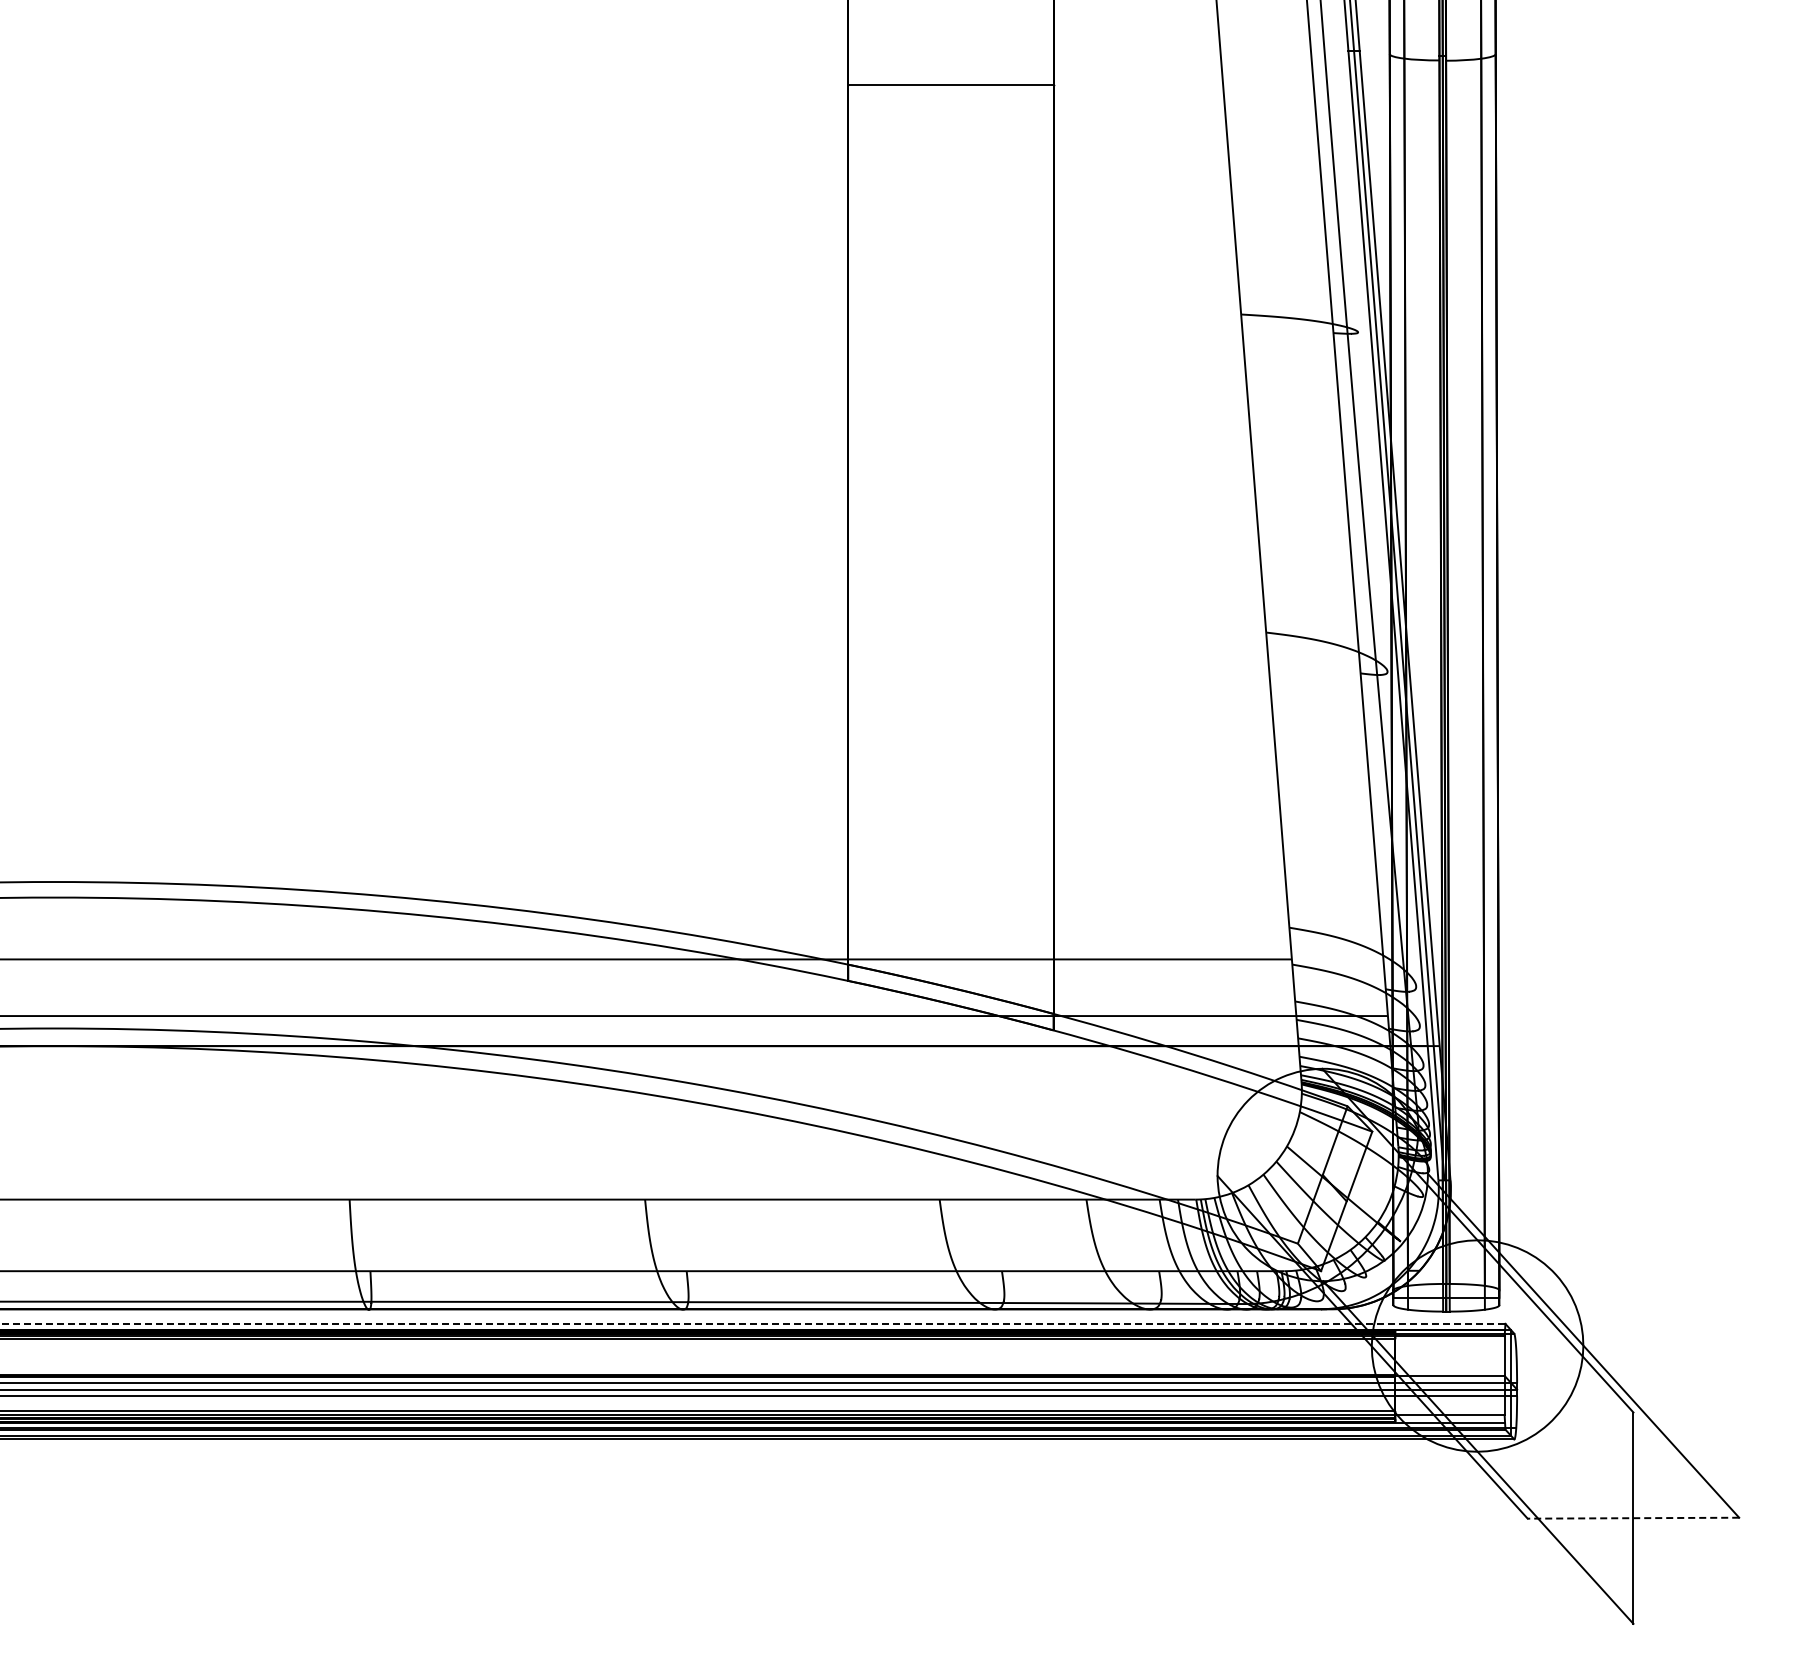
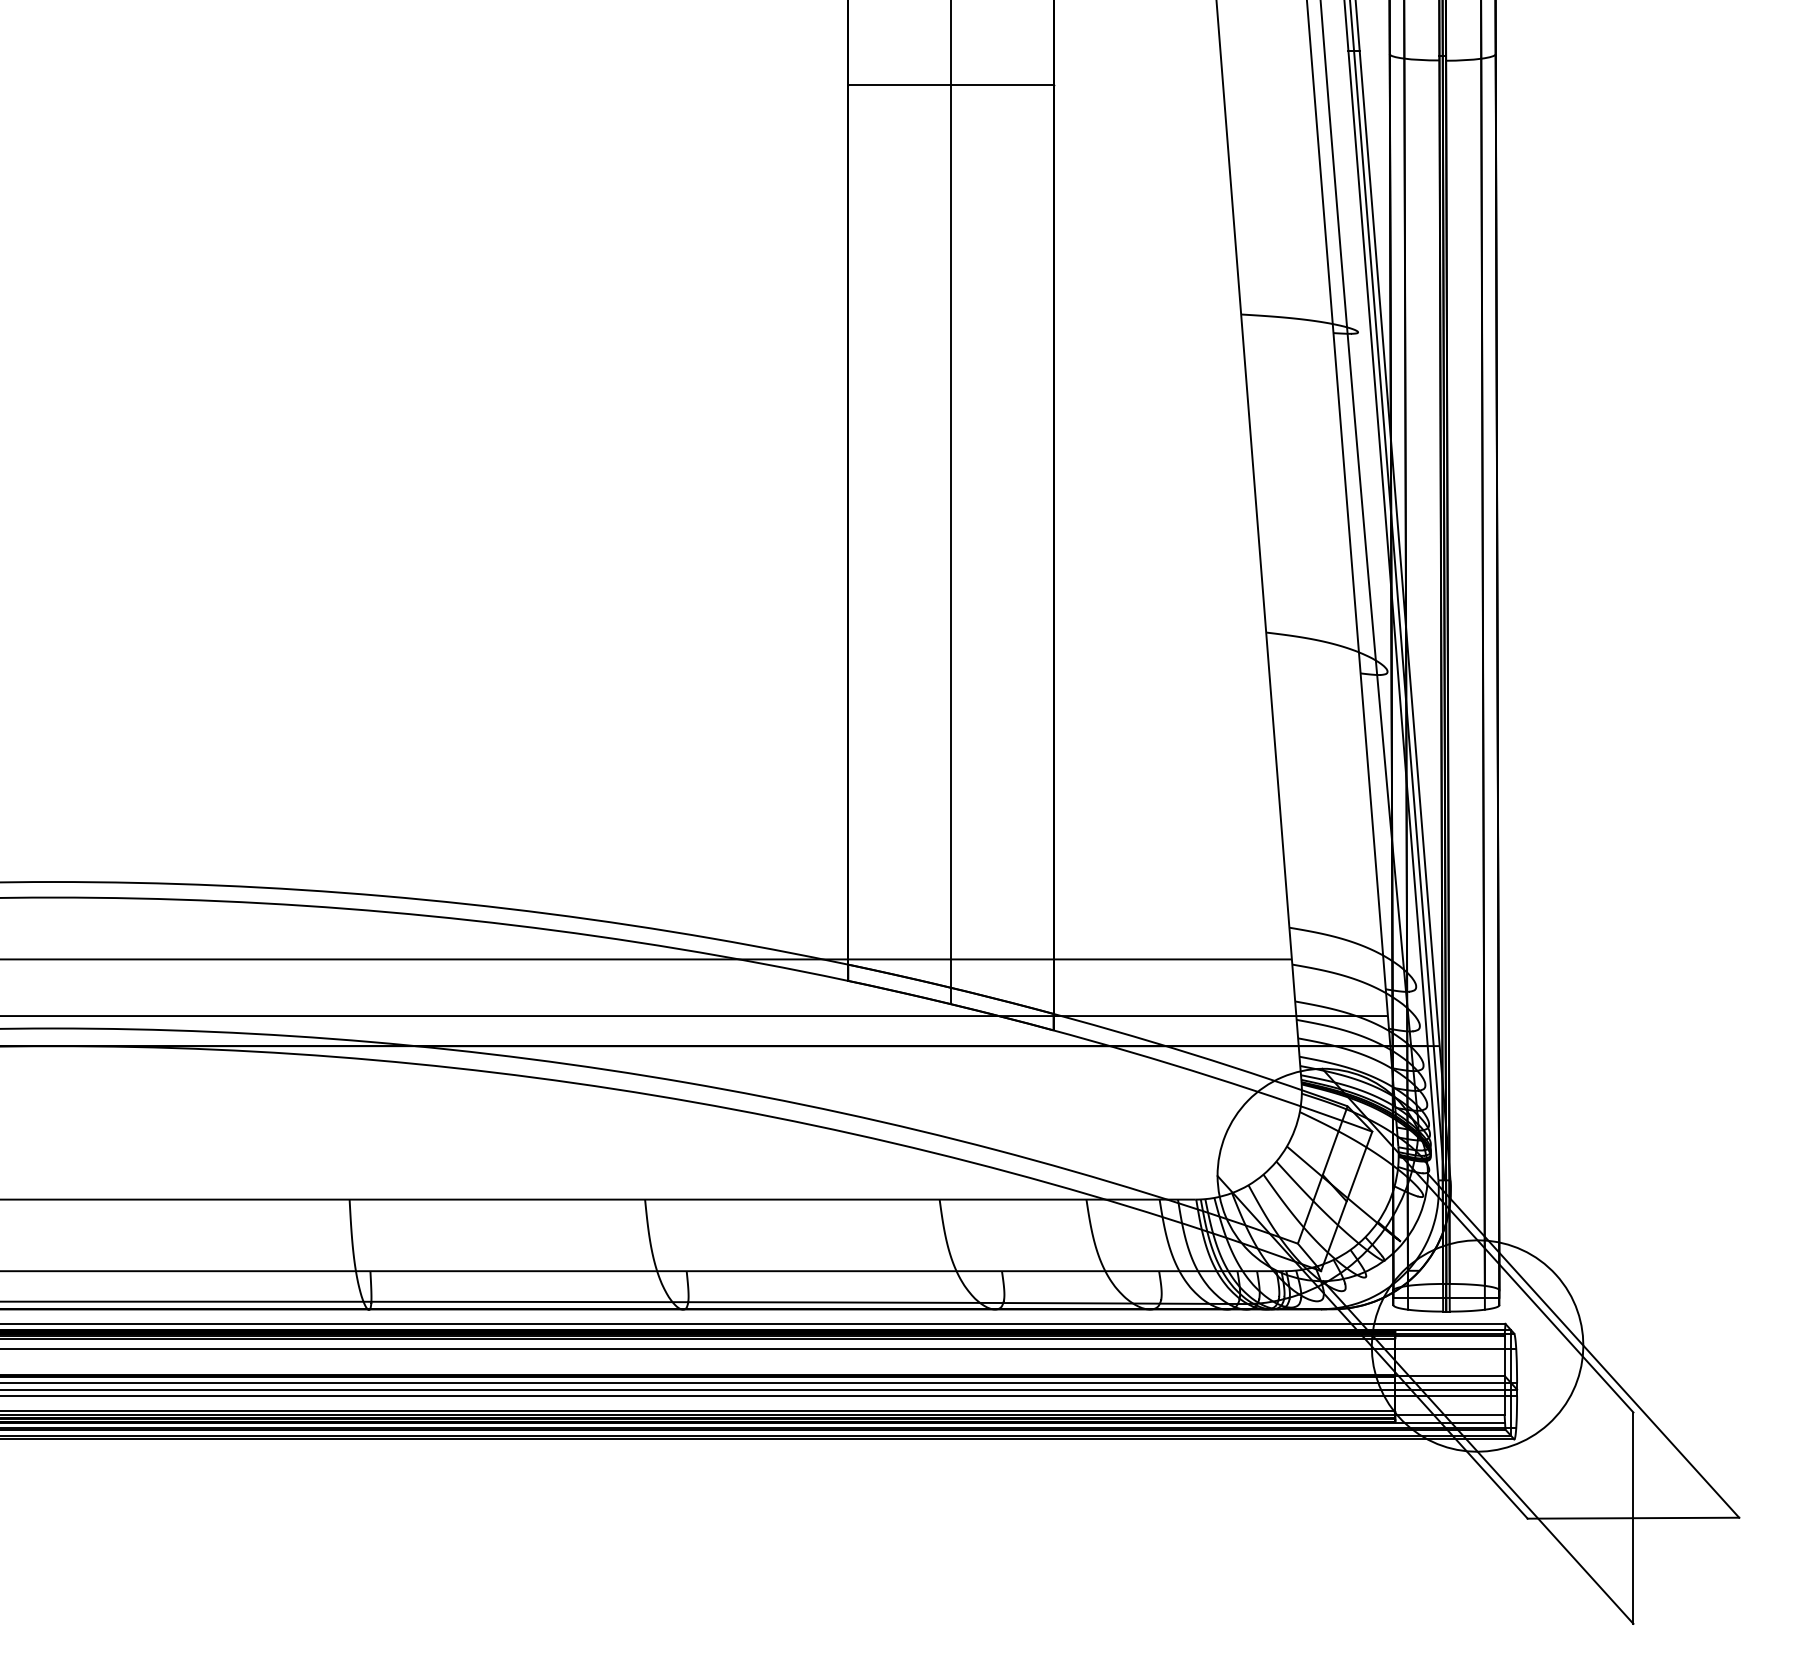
line: none -> present (950, 503)
line: dashed -> solid (752, 1323)
line: none -> present (759, 1349)
line: dashed -> solid (1633, 1518)
